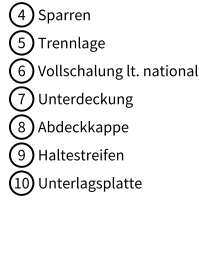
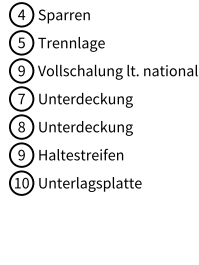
text: 6 -> 9 (21, 70)
text: Abdeckkappe -> Unterdeckung (85, 128)
